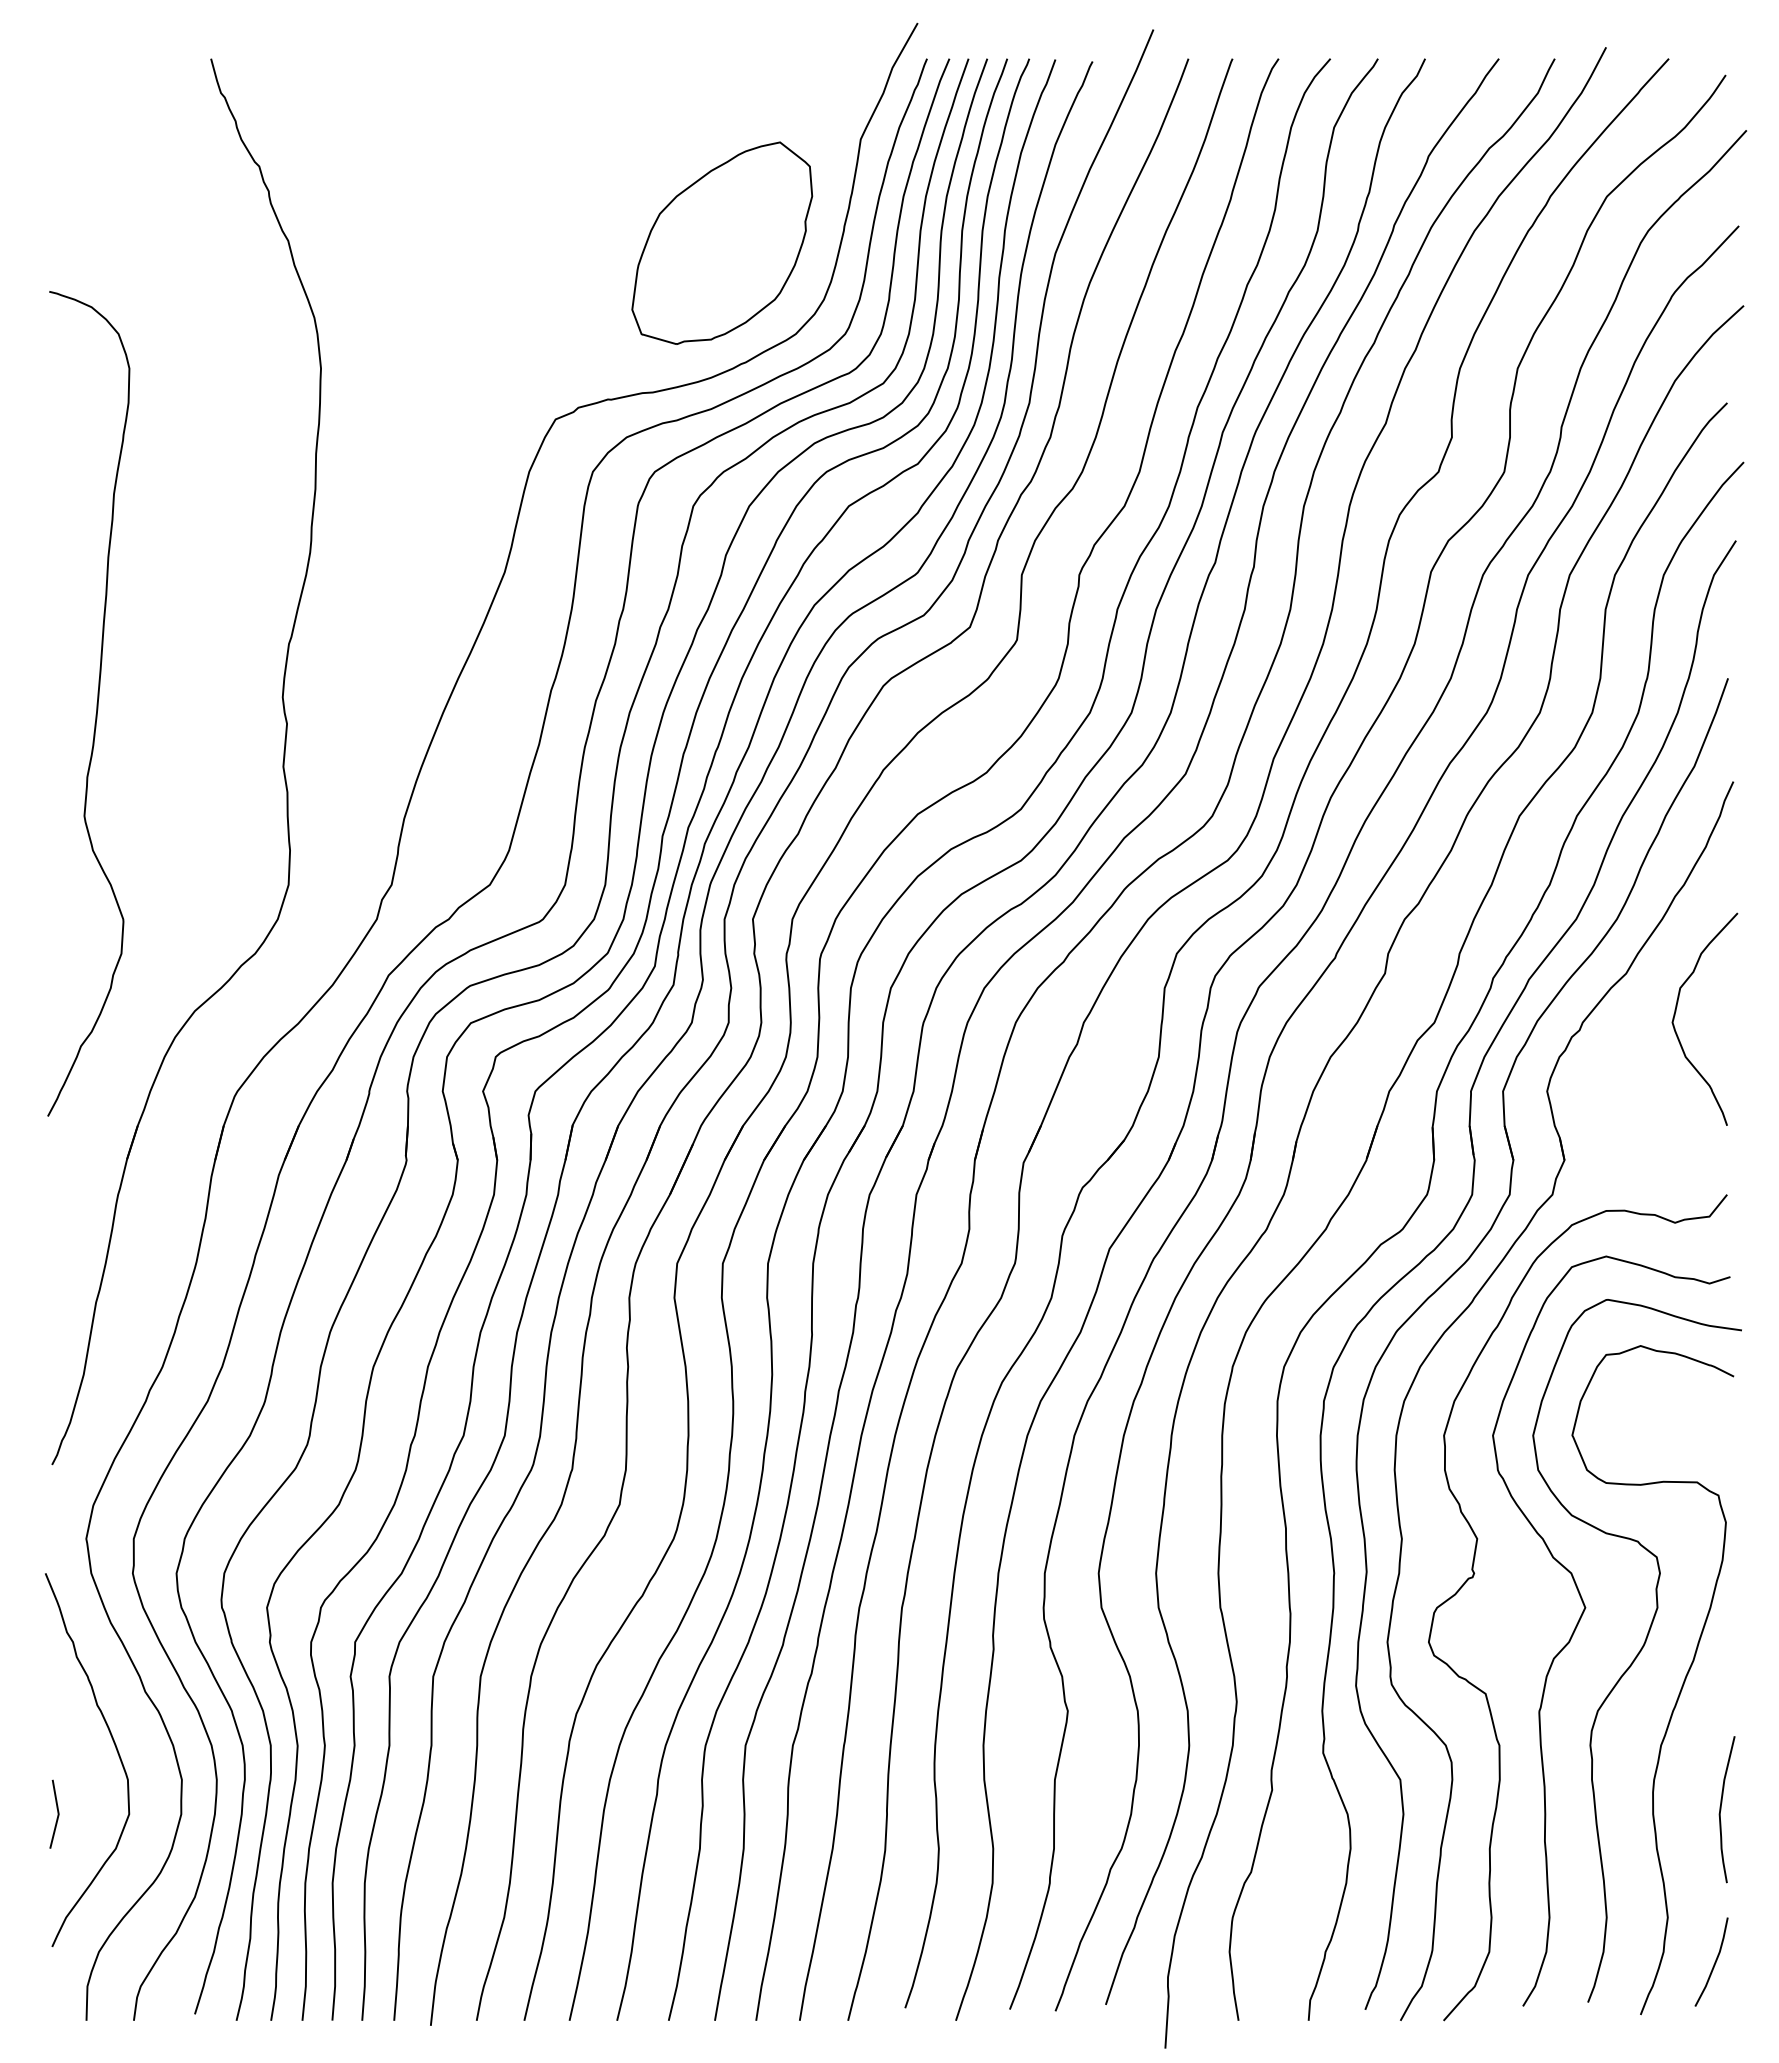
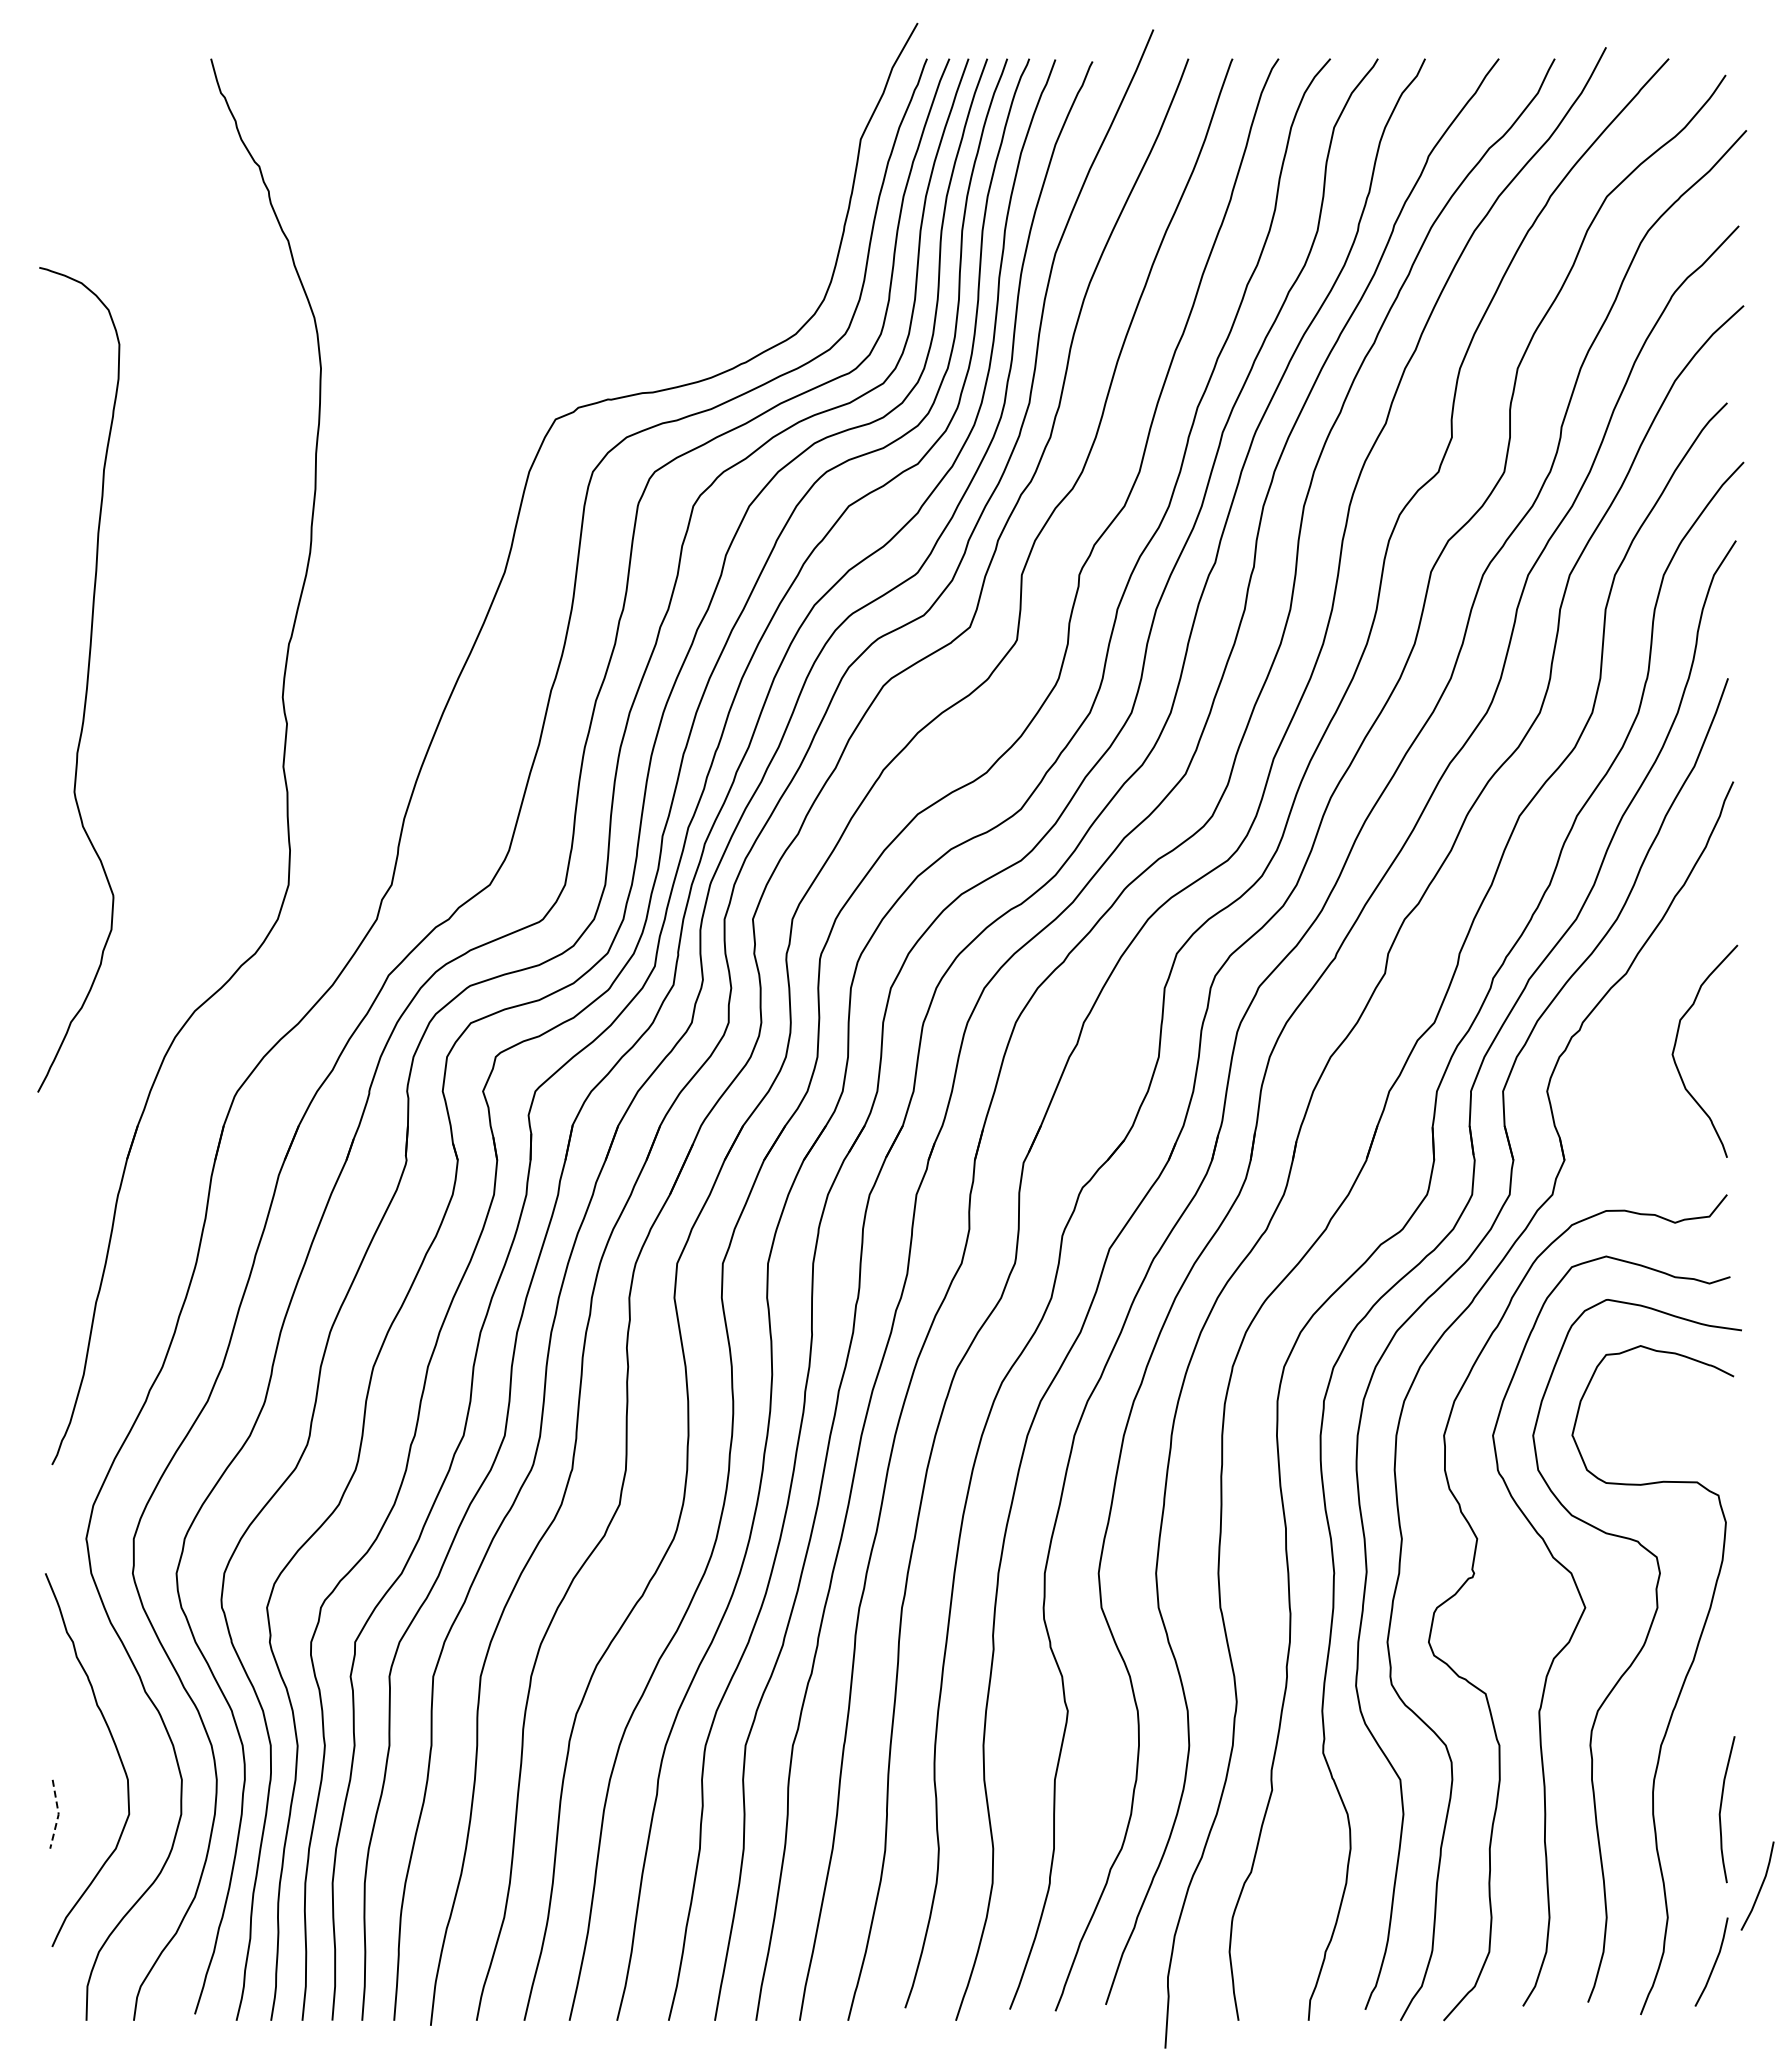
part: present -> none (722, 242)
curve position: (96, 703) -> (86, 679) (86, 679)
curve position: (1676, 1011) -> (1676, 1043) (1676, 1043)
line: solid -> dashed (58, 1814)
line: none -> present (1760, 1886)
